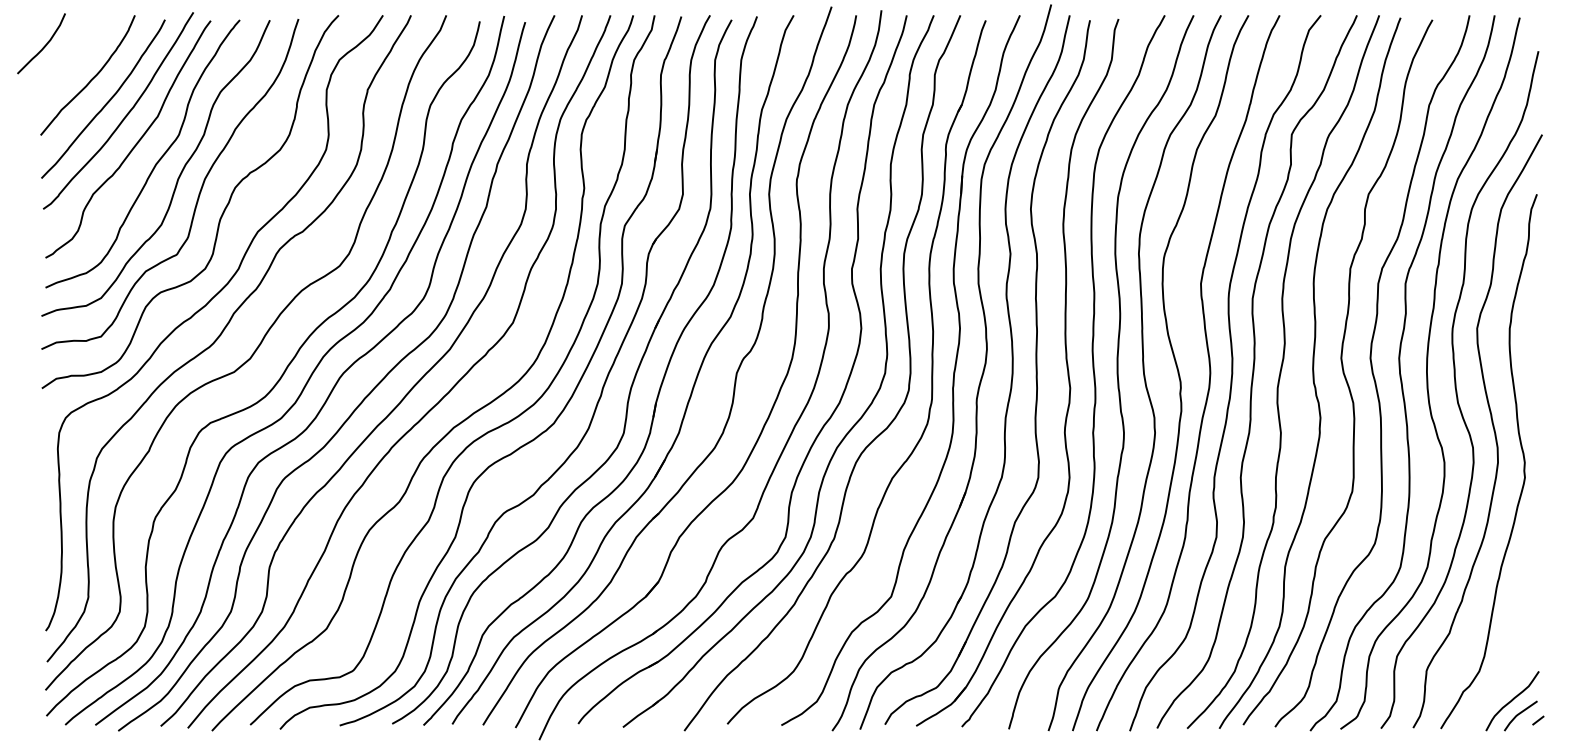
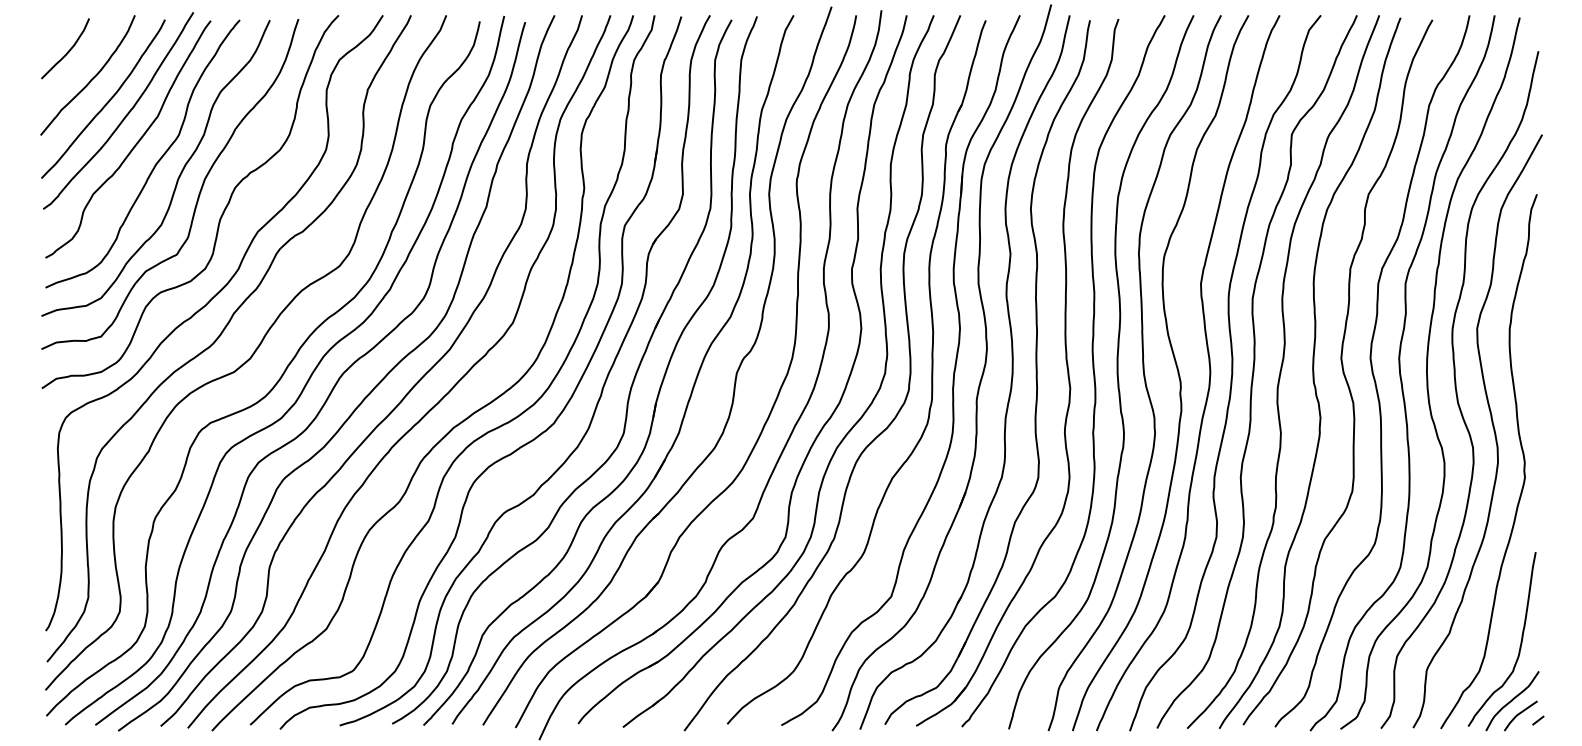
curve position: (44, 45) -> (68, 50) (68, 50)
curve: none -> present (1520, 641)
